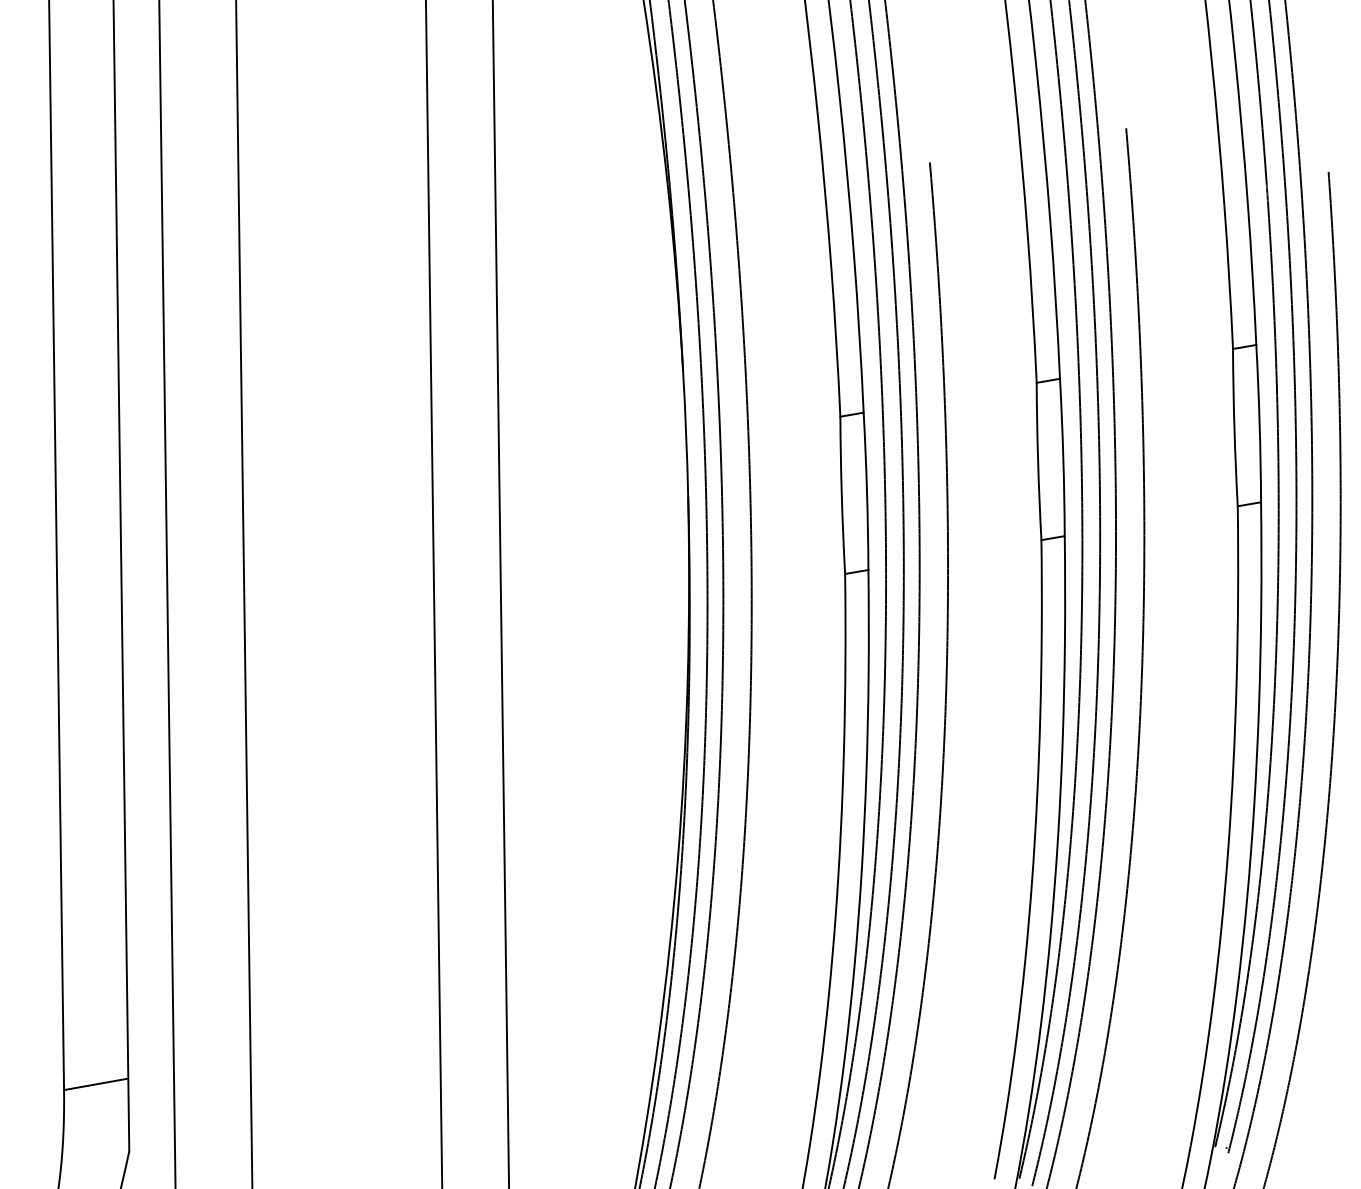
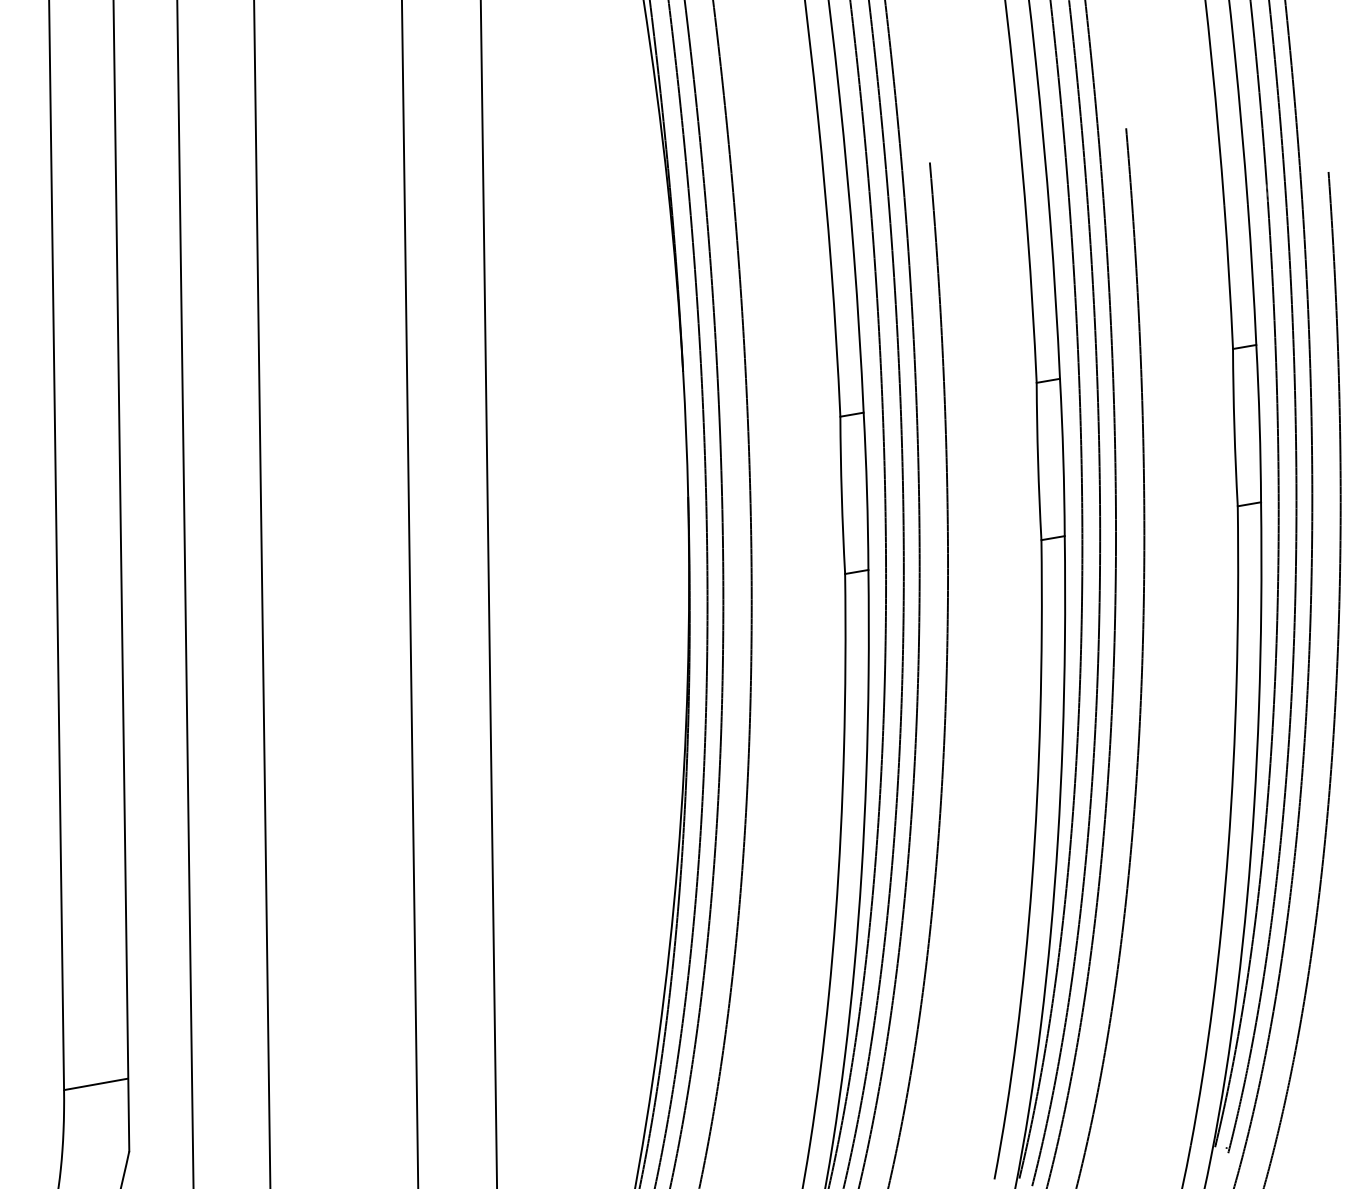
line position: (167, 593) -> (185, 593) (185, 593)
line position: (244, 593) -> (262, 593) (262, 593)
line position: (434, 593) -> (410, 593) (410, 593)
line position: (500, 593) -> (488, 593) (488, 593)
